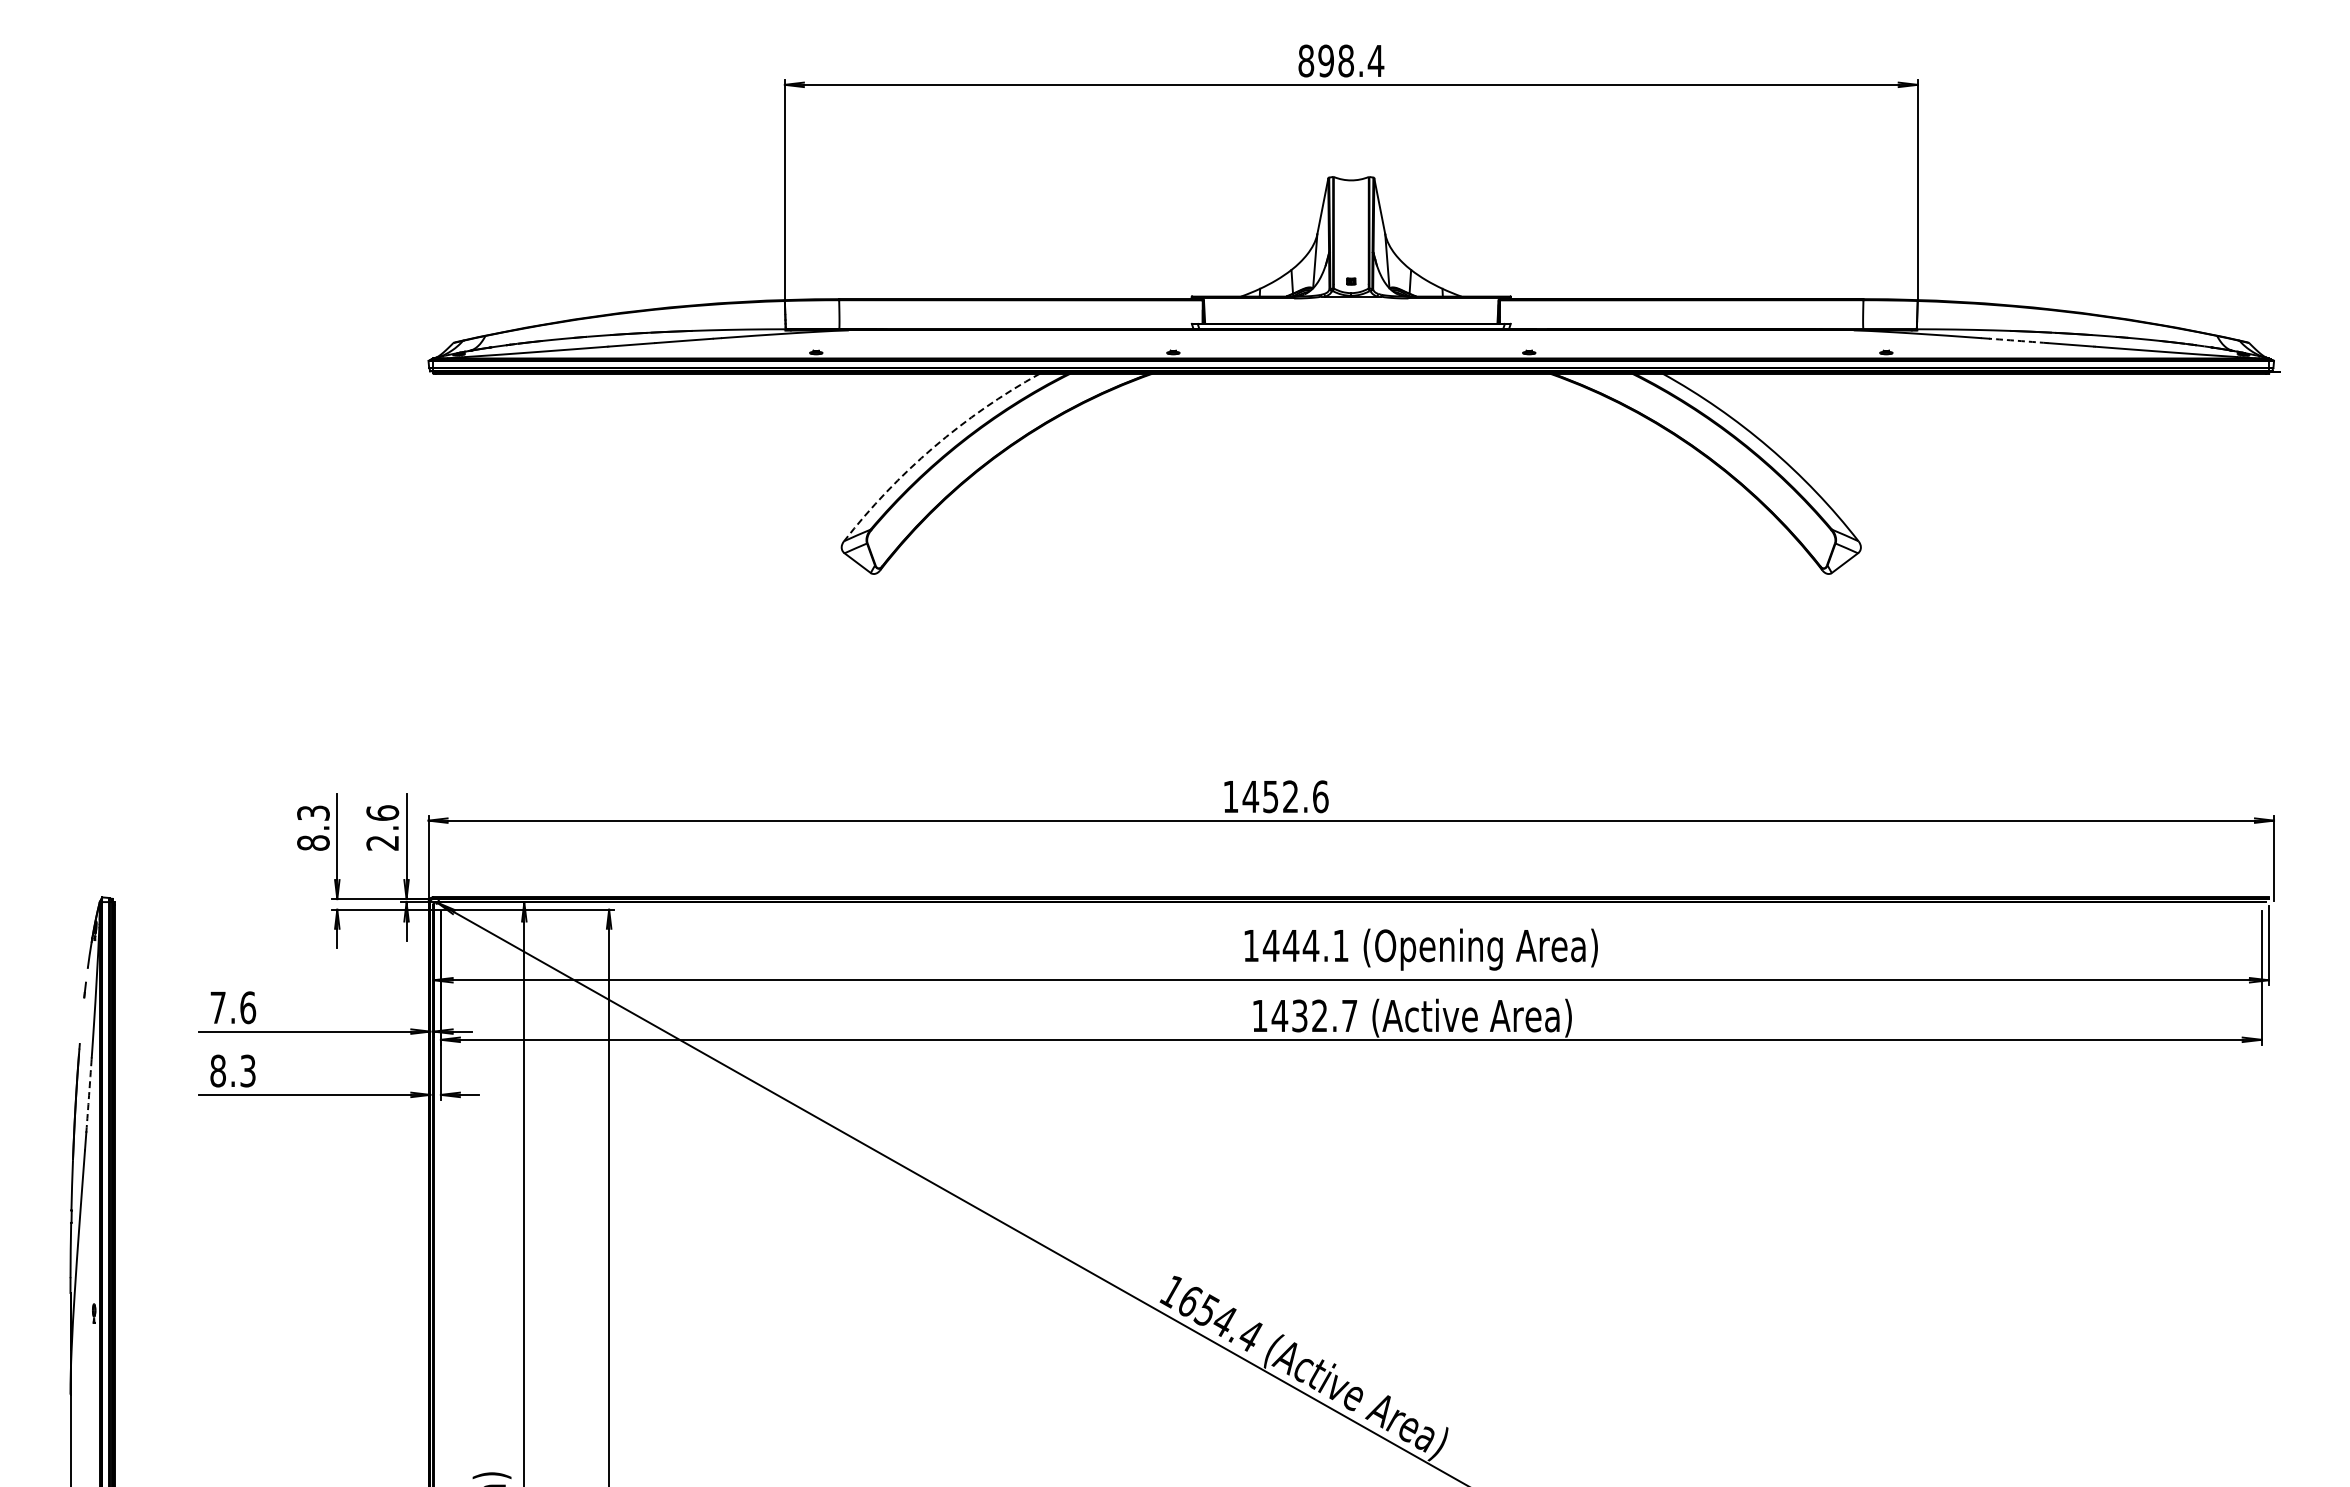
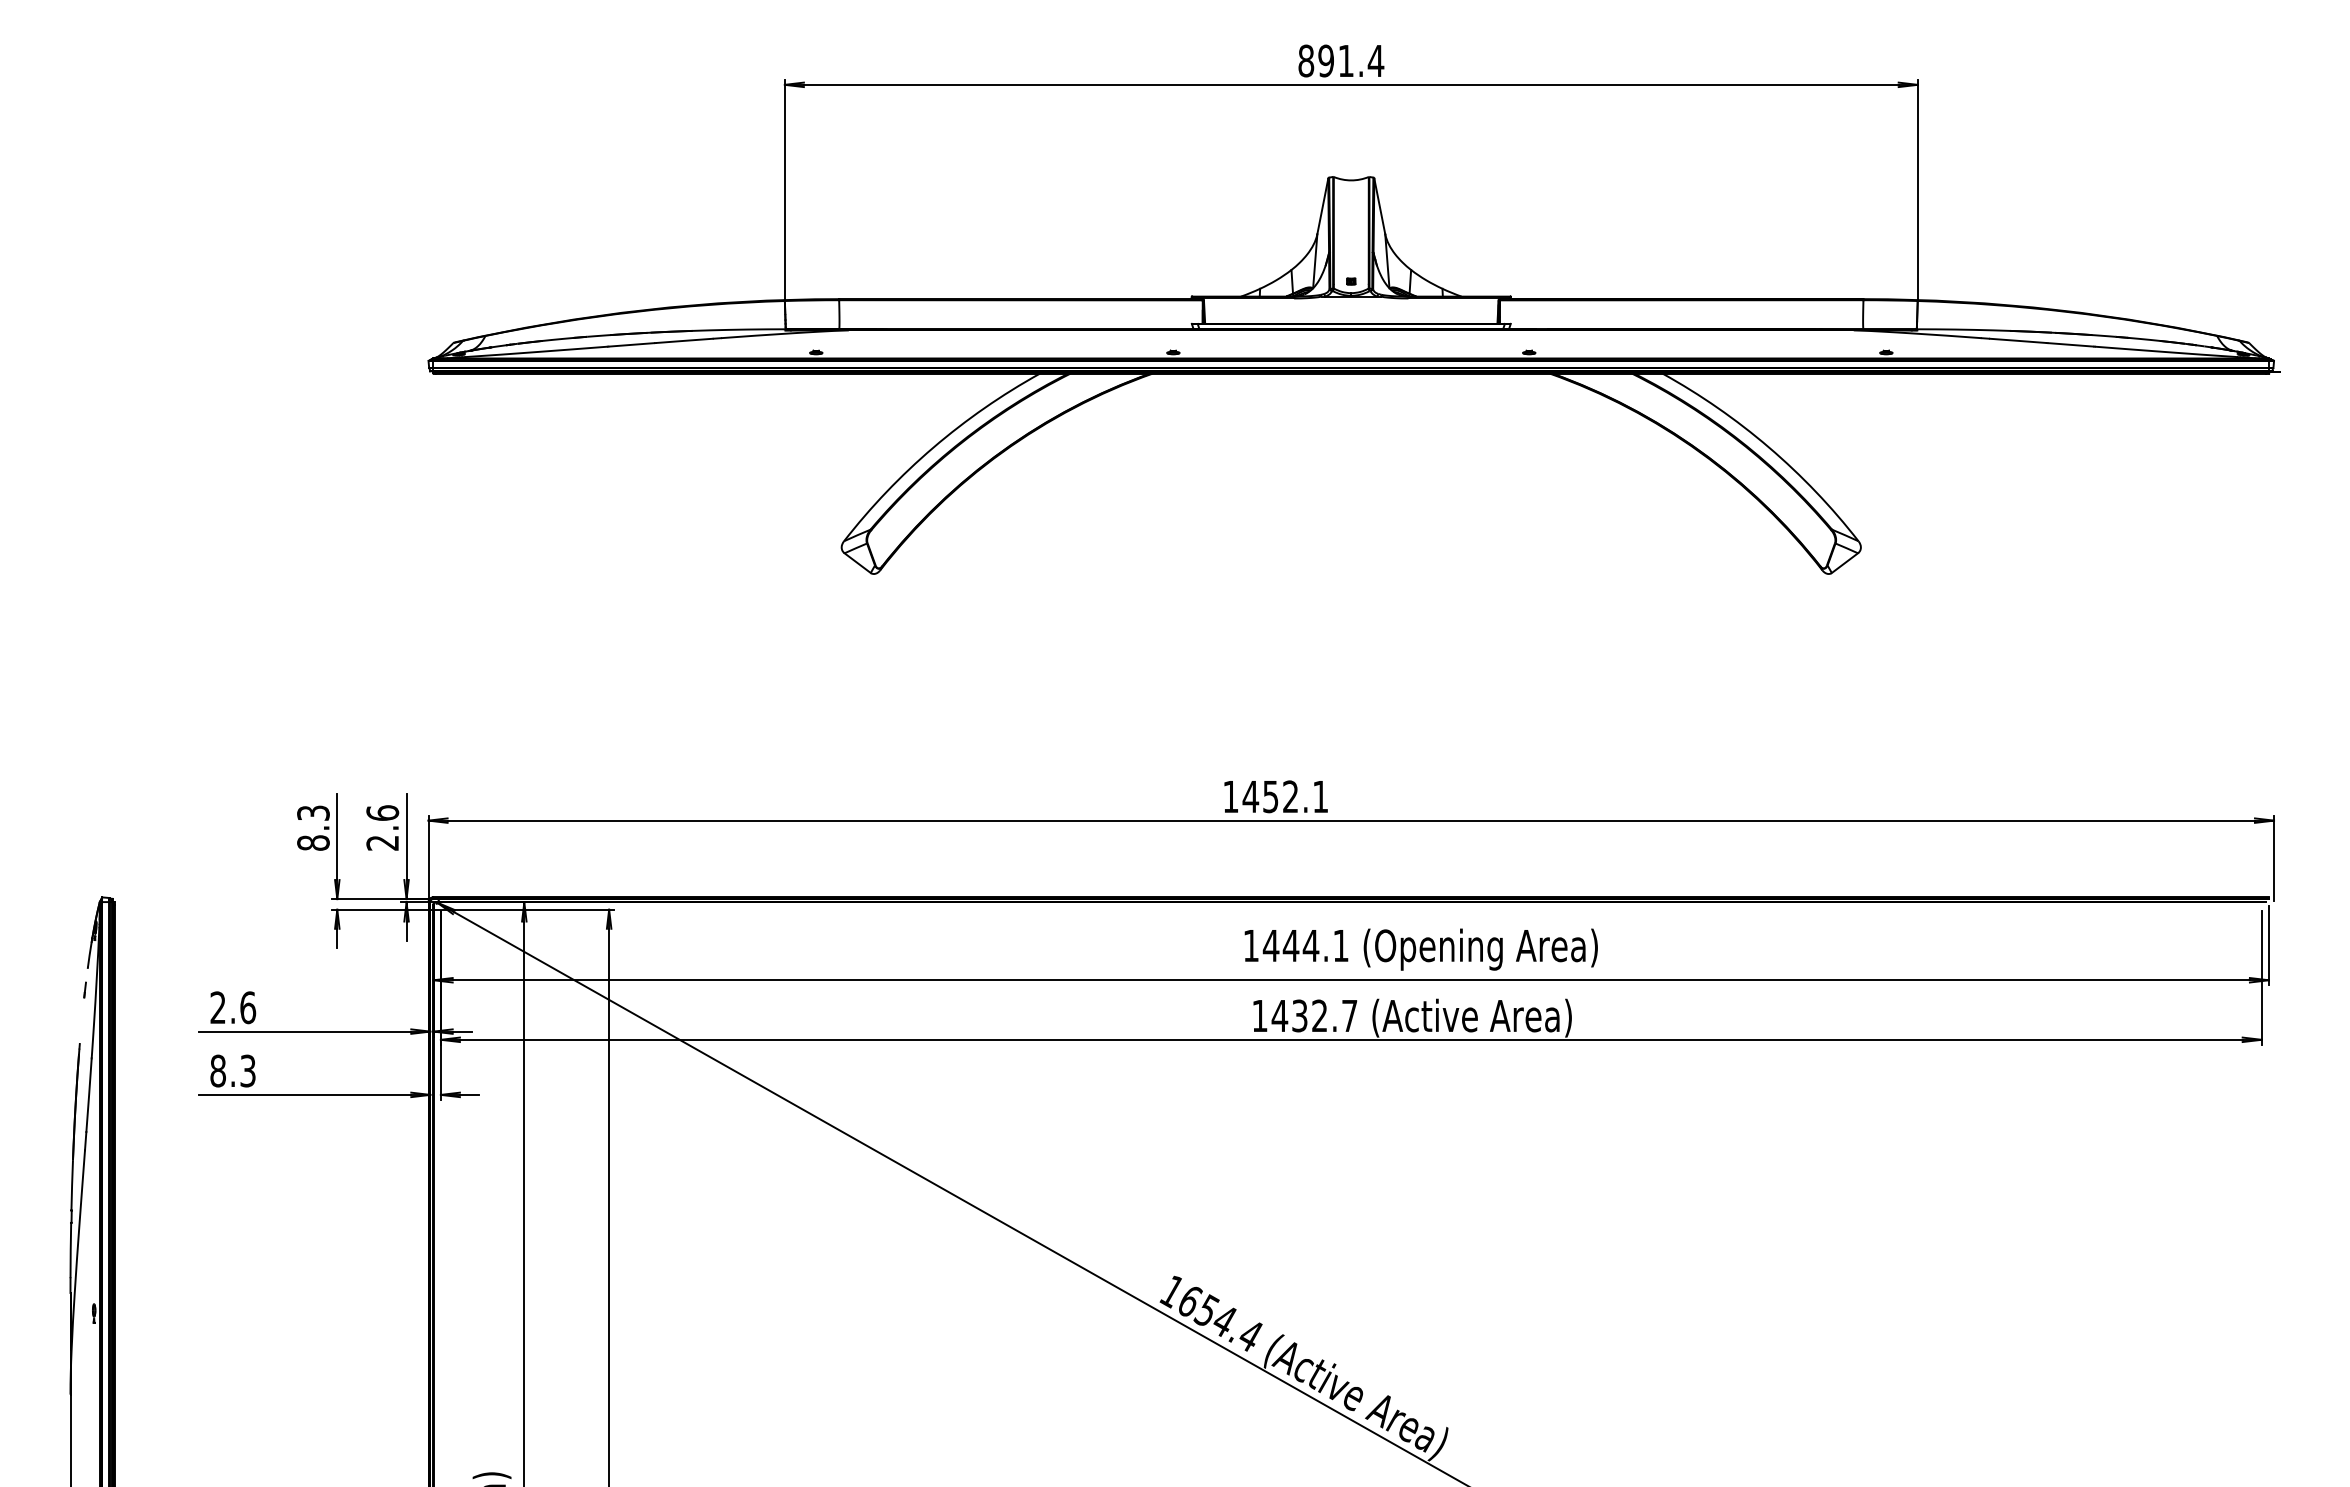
text: 898.4 -> 891.4 (1345, 60)
arc: dashed -> solid (2017, 340)
arc: dashed -> solid (933, 447)
text: 1452.6 -> 1452.1 (1320, 796)
text: 7.6 -> 2.6 (217, 1007)
arc: dashed -> solid (89, 1095)
